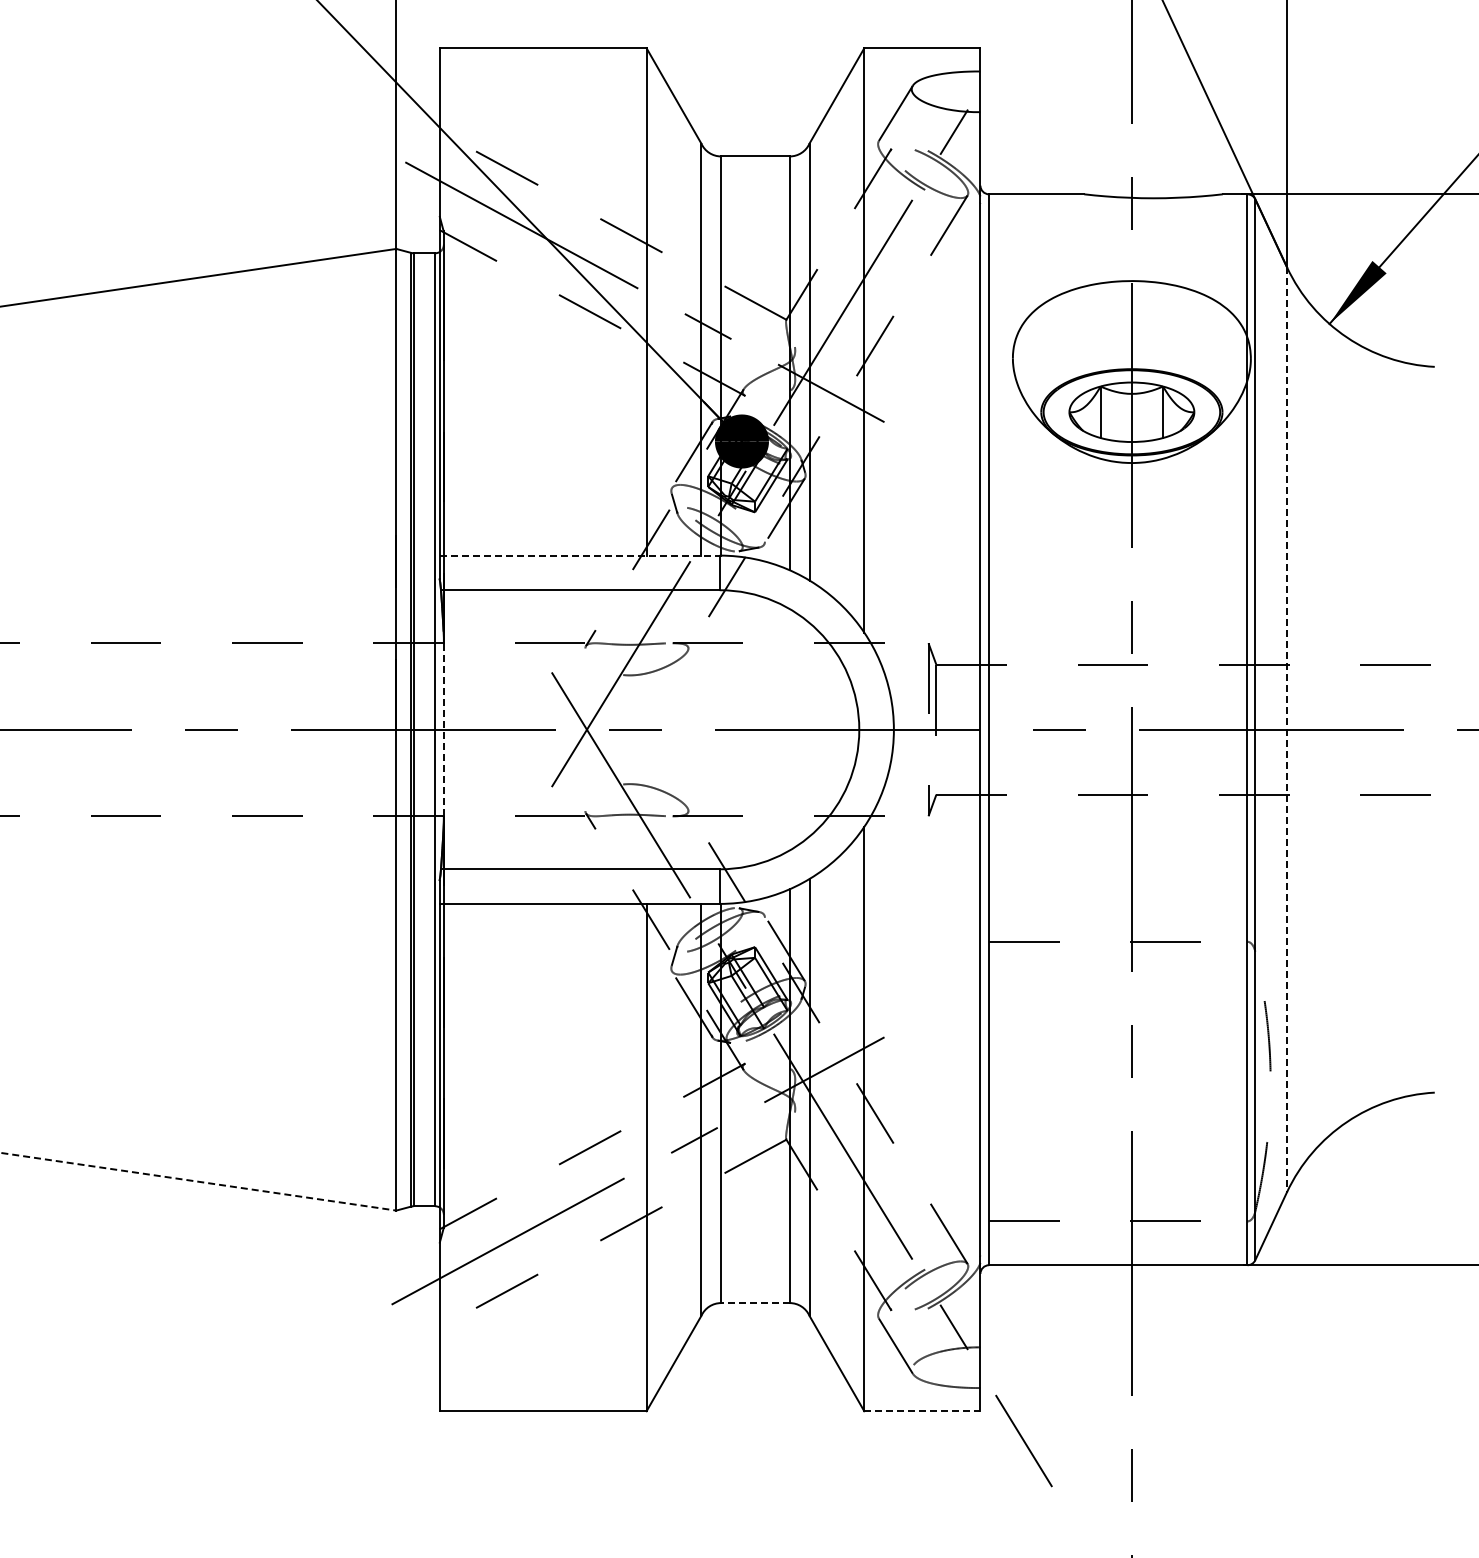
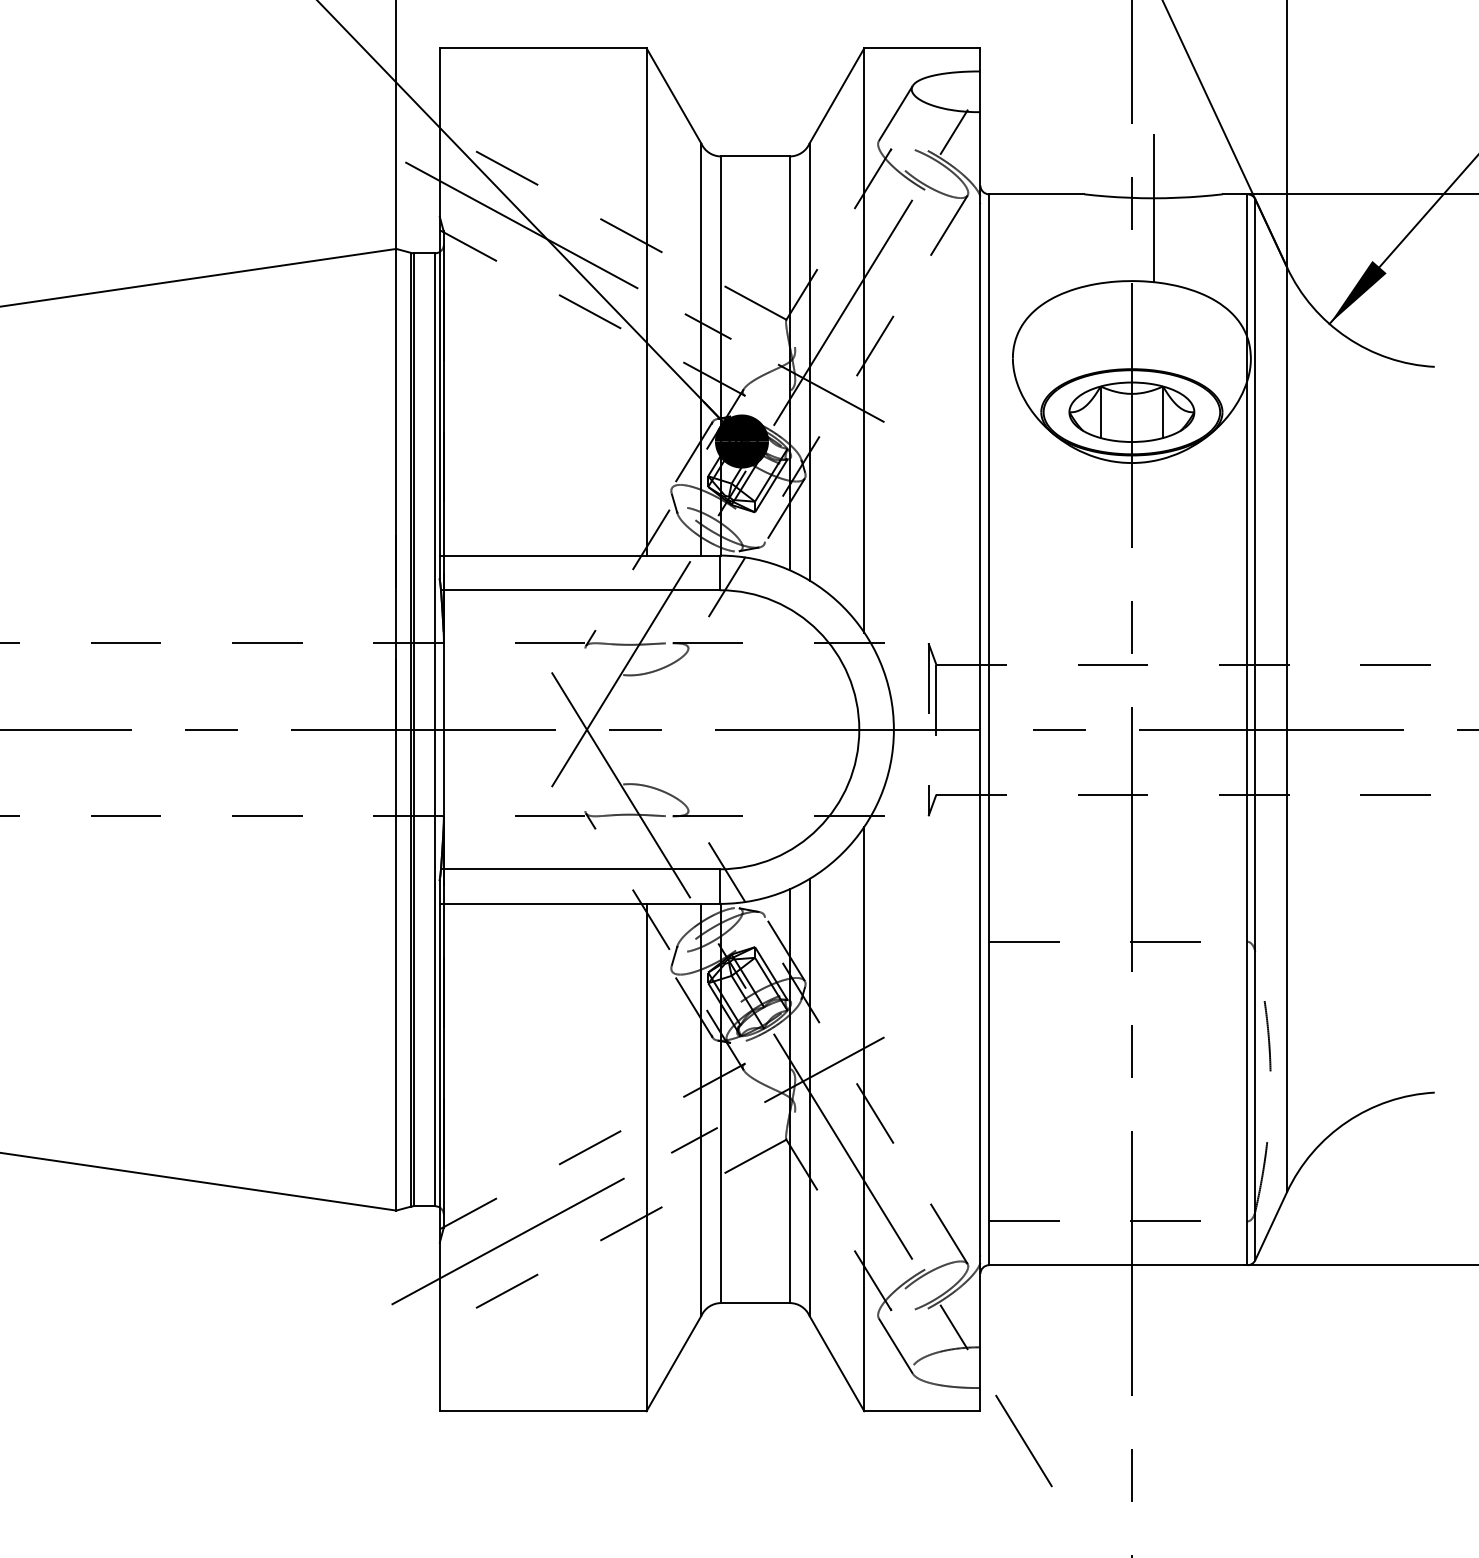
line: none -> present (1153, 207)
line: dashed -> solid (580, 555)
line: dashed -> solid (443, 729)
line: dashed -> solid (1286, 729)
line: dashed -> solid (198, 1181)
line: dashed -> solid (754, 1303)
line: dashed -> solid (922, 1411)
